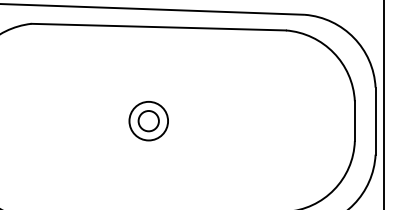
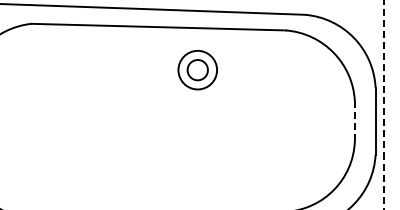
line: solid -> dashed (384, 105)
part position: (148, 121) -> (197, 70) (197, 70)
line: solid -> dashed (354, 121)
